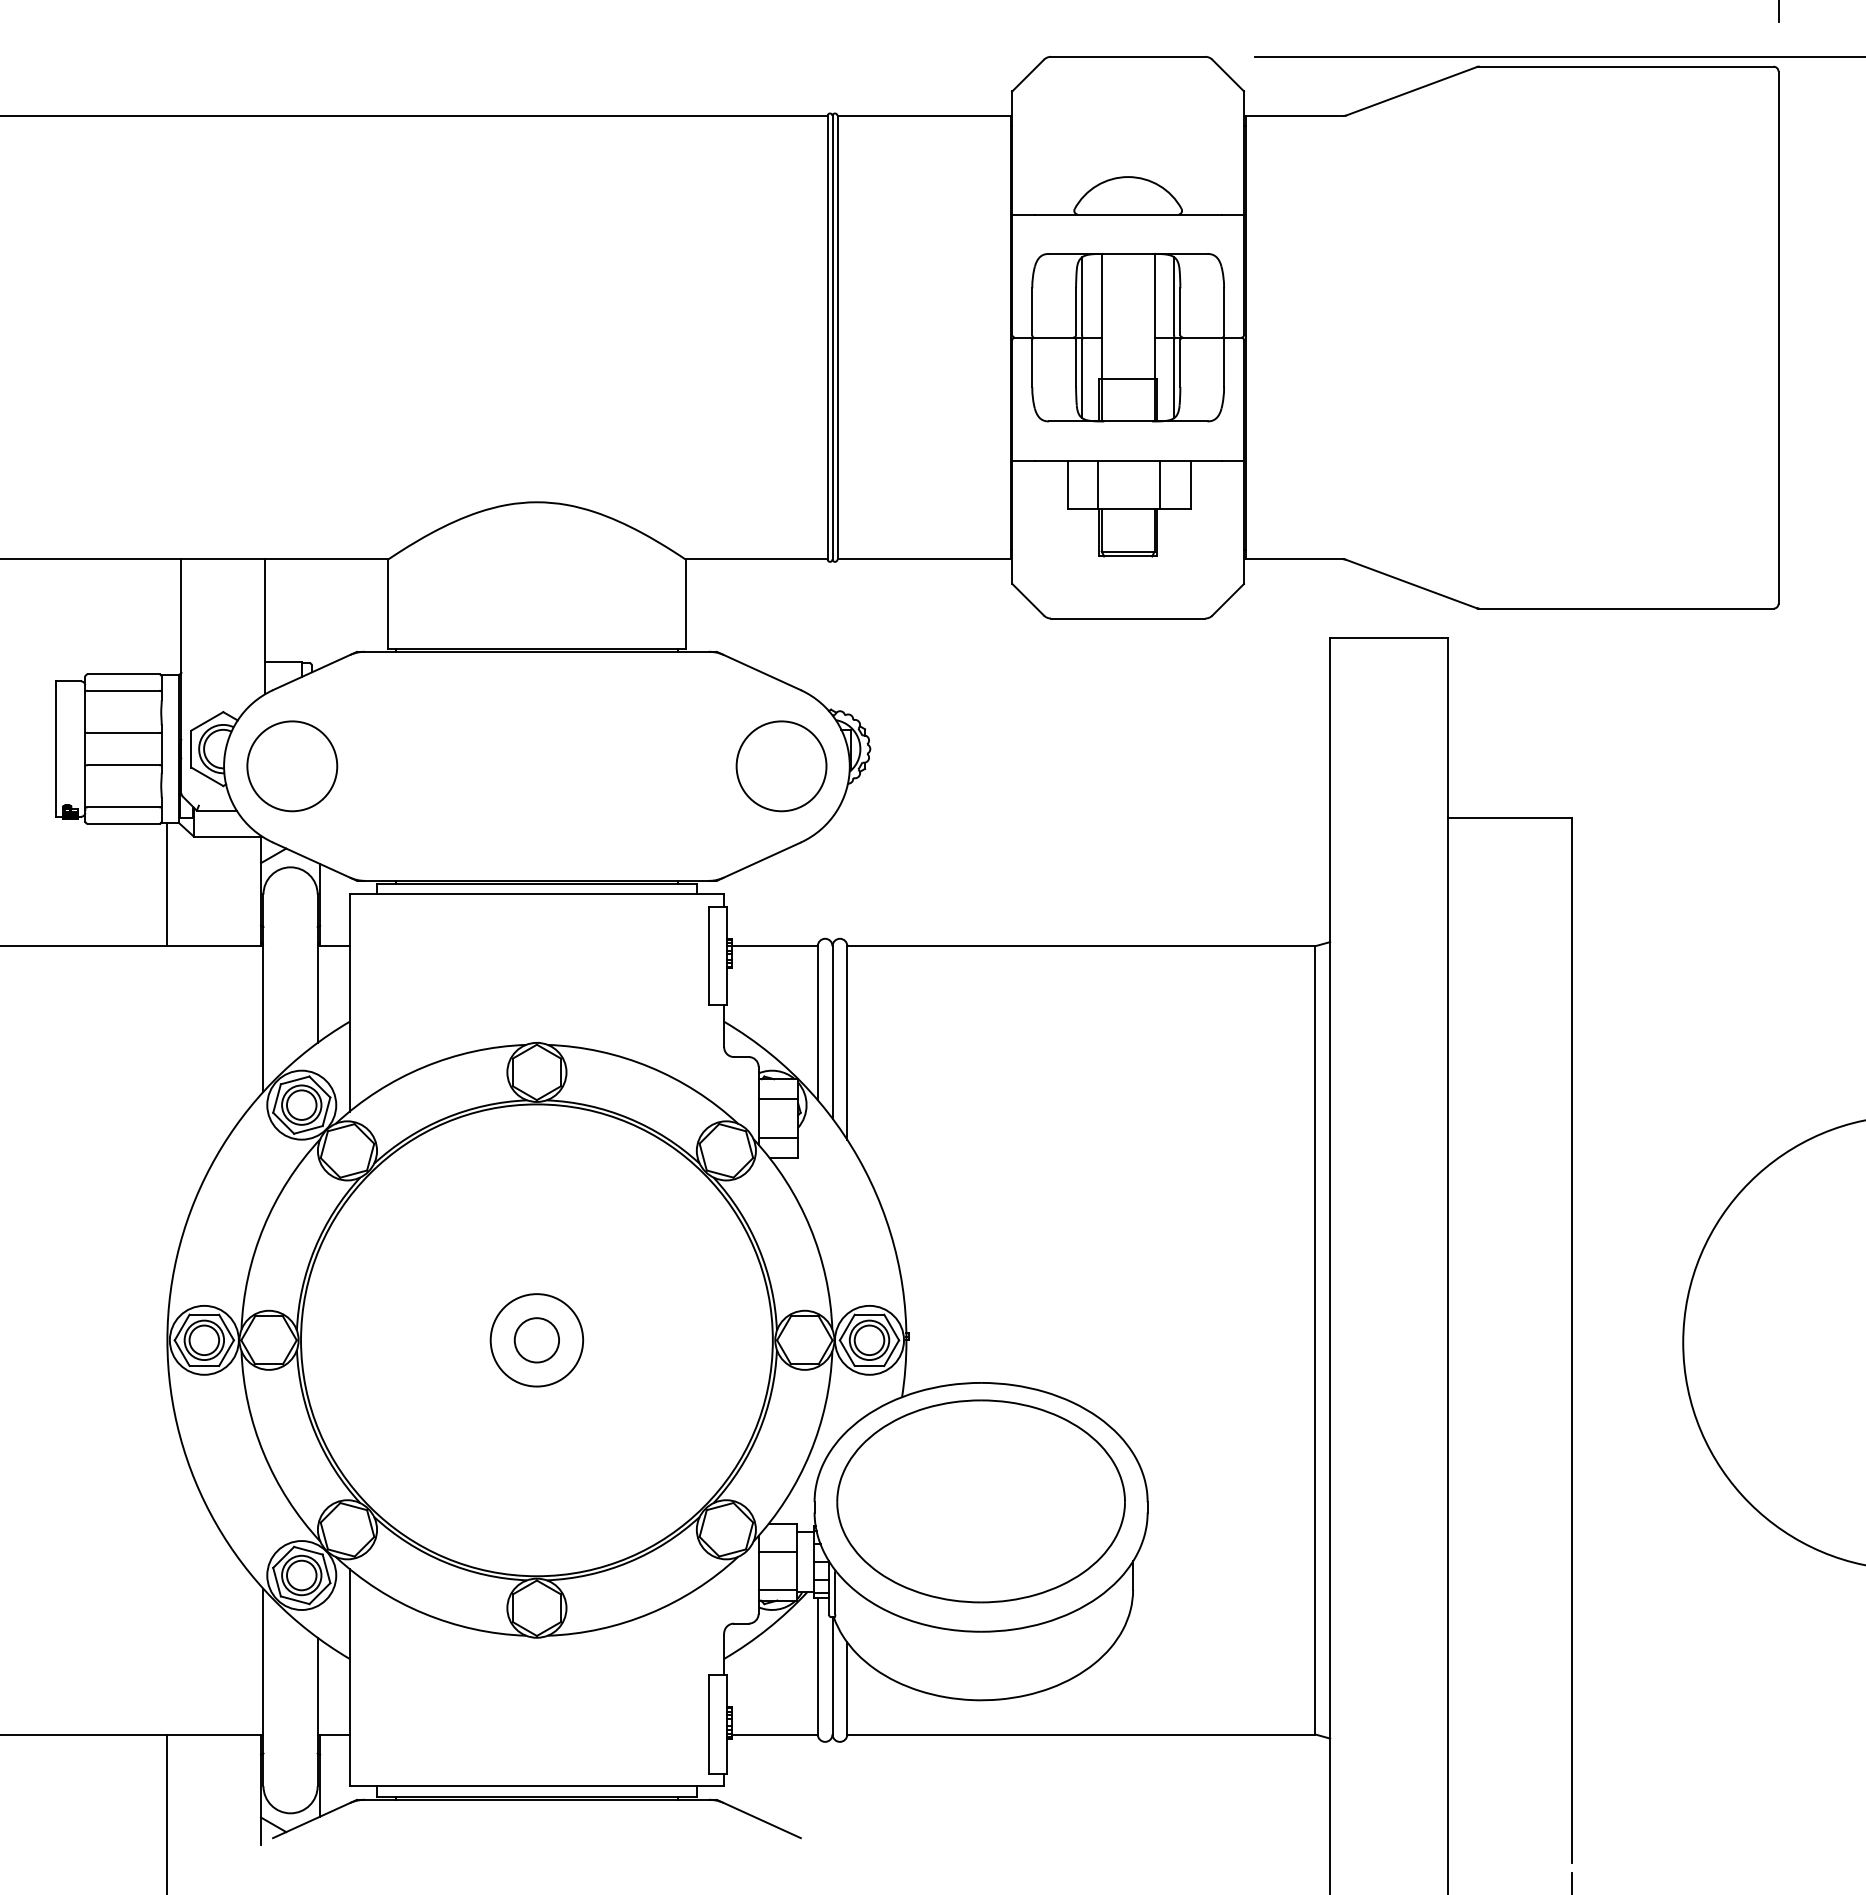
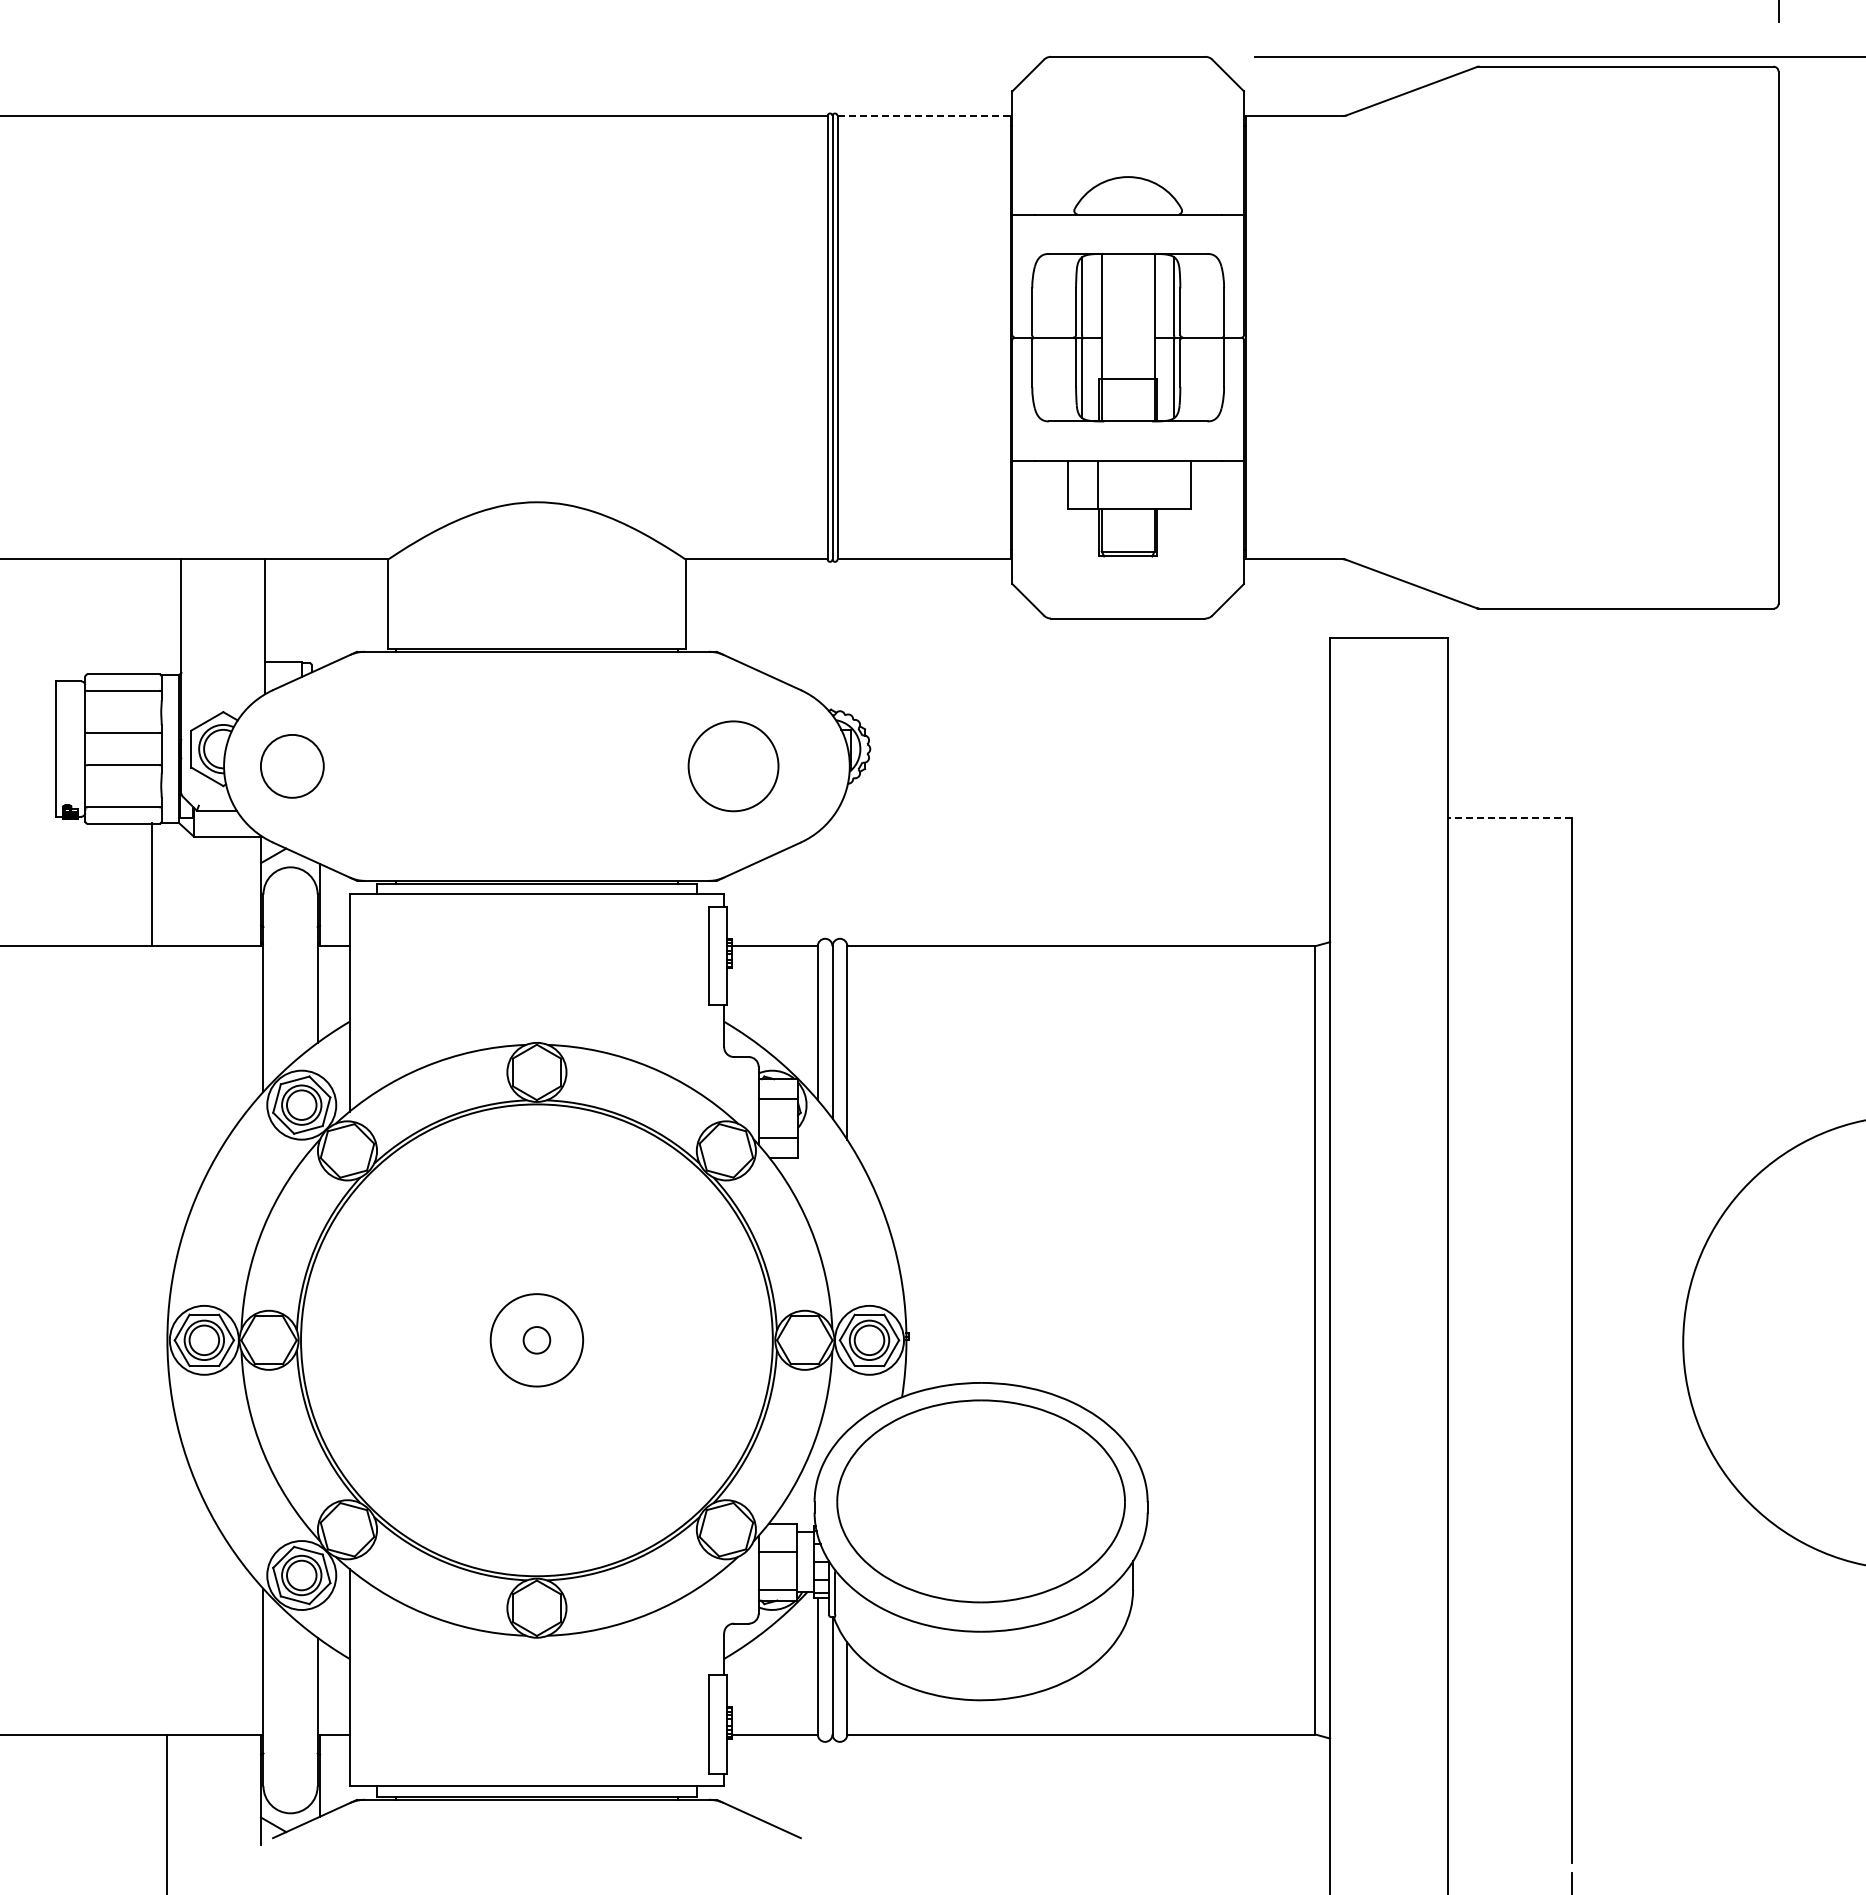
line: solid -> dashed (924, 115)
line: present -> none (1160, 484)
circle size: 93x93 px -> 65x65 px (292, 766)
circle position: (781, 766) -> (733, 766) (733, 766)
line: solid -> dashed (1510, 818)
line position: (167, 884) -> (152, 884) (152, 884)
circle diameter: 44 px -> 27 px (536, 1340)
